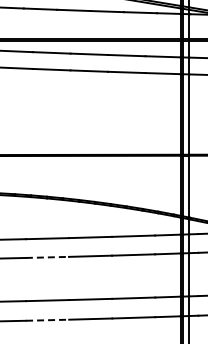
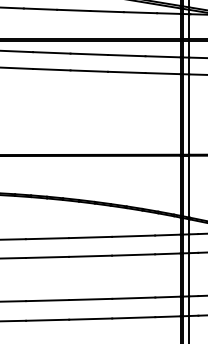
line: dashed -> solid (47, 257)
line: dashed -> solid (47, 320)
